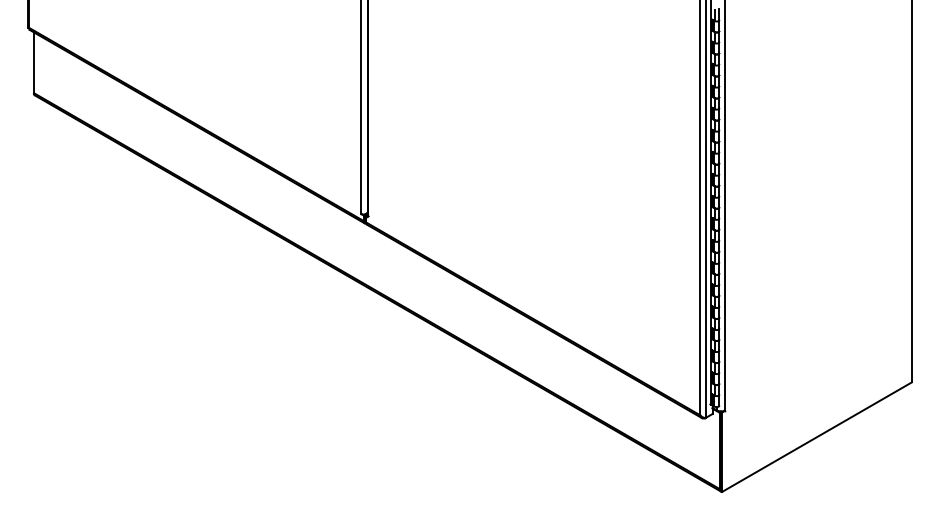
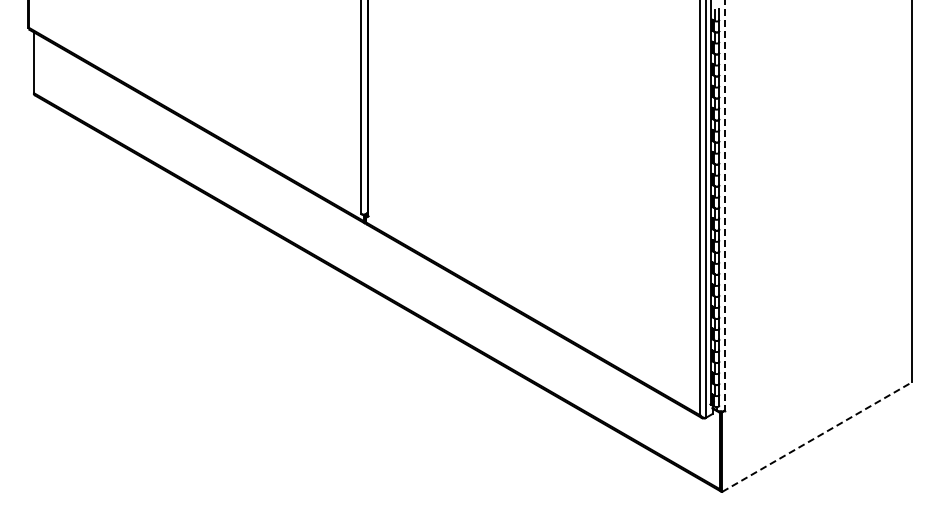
line: solid -> dashed (724, 205)
line: solid -> dashed (817, 436)
